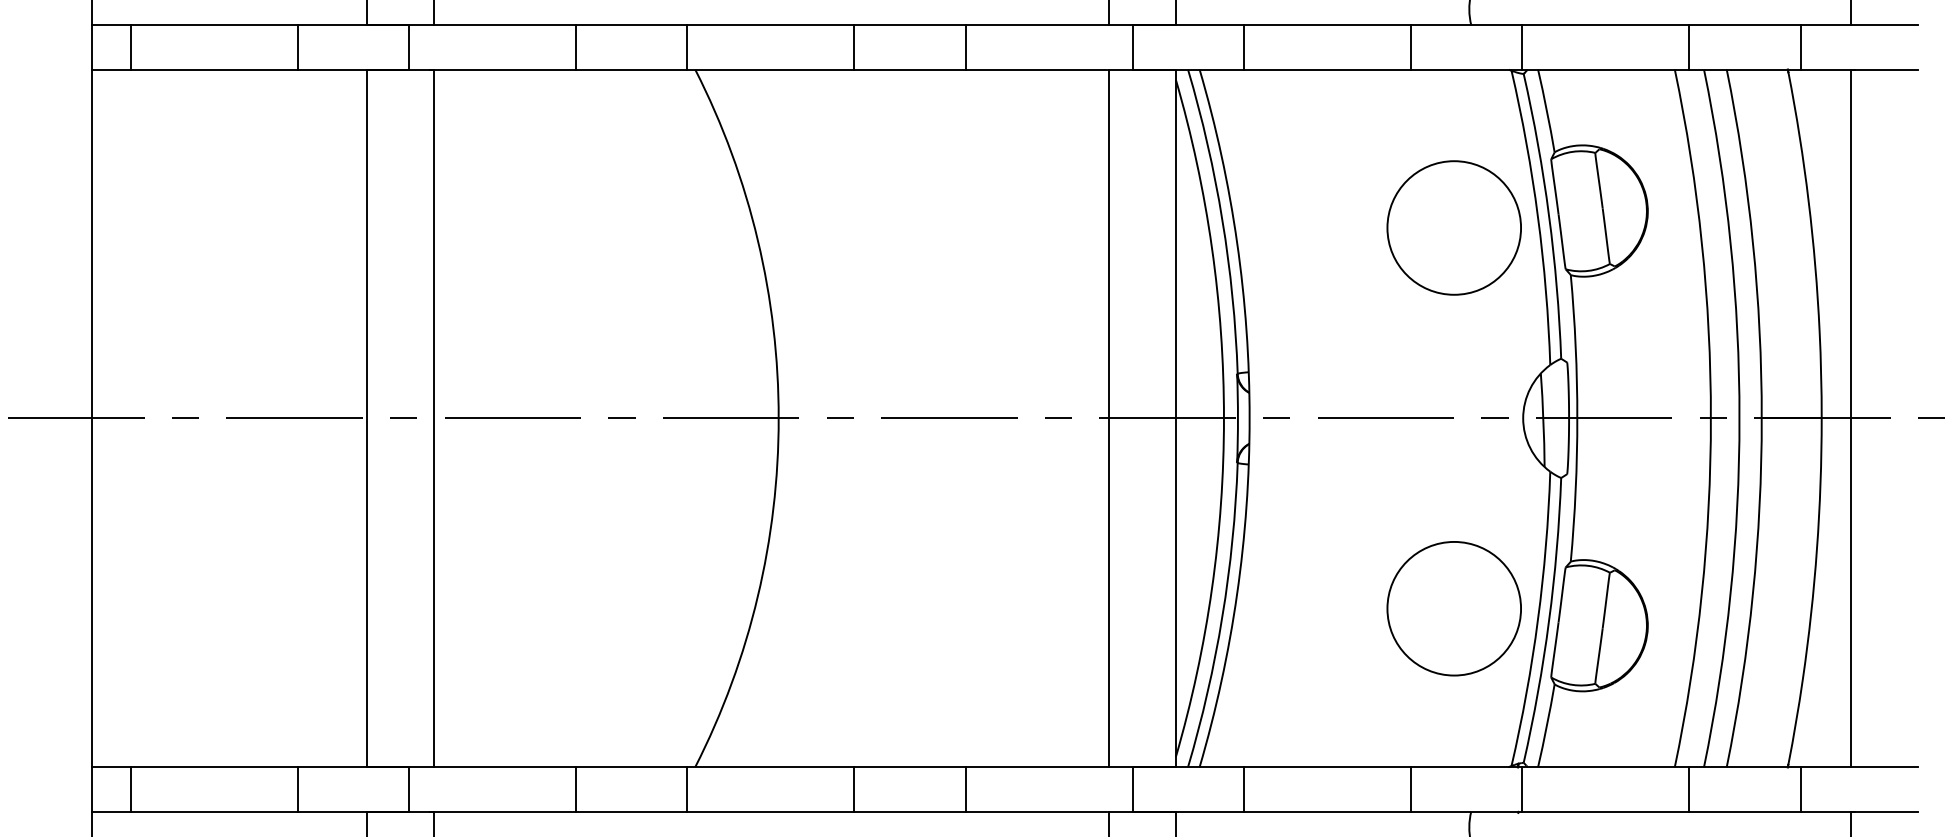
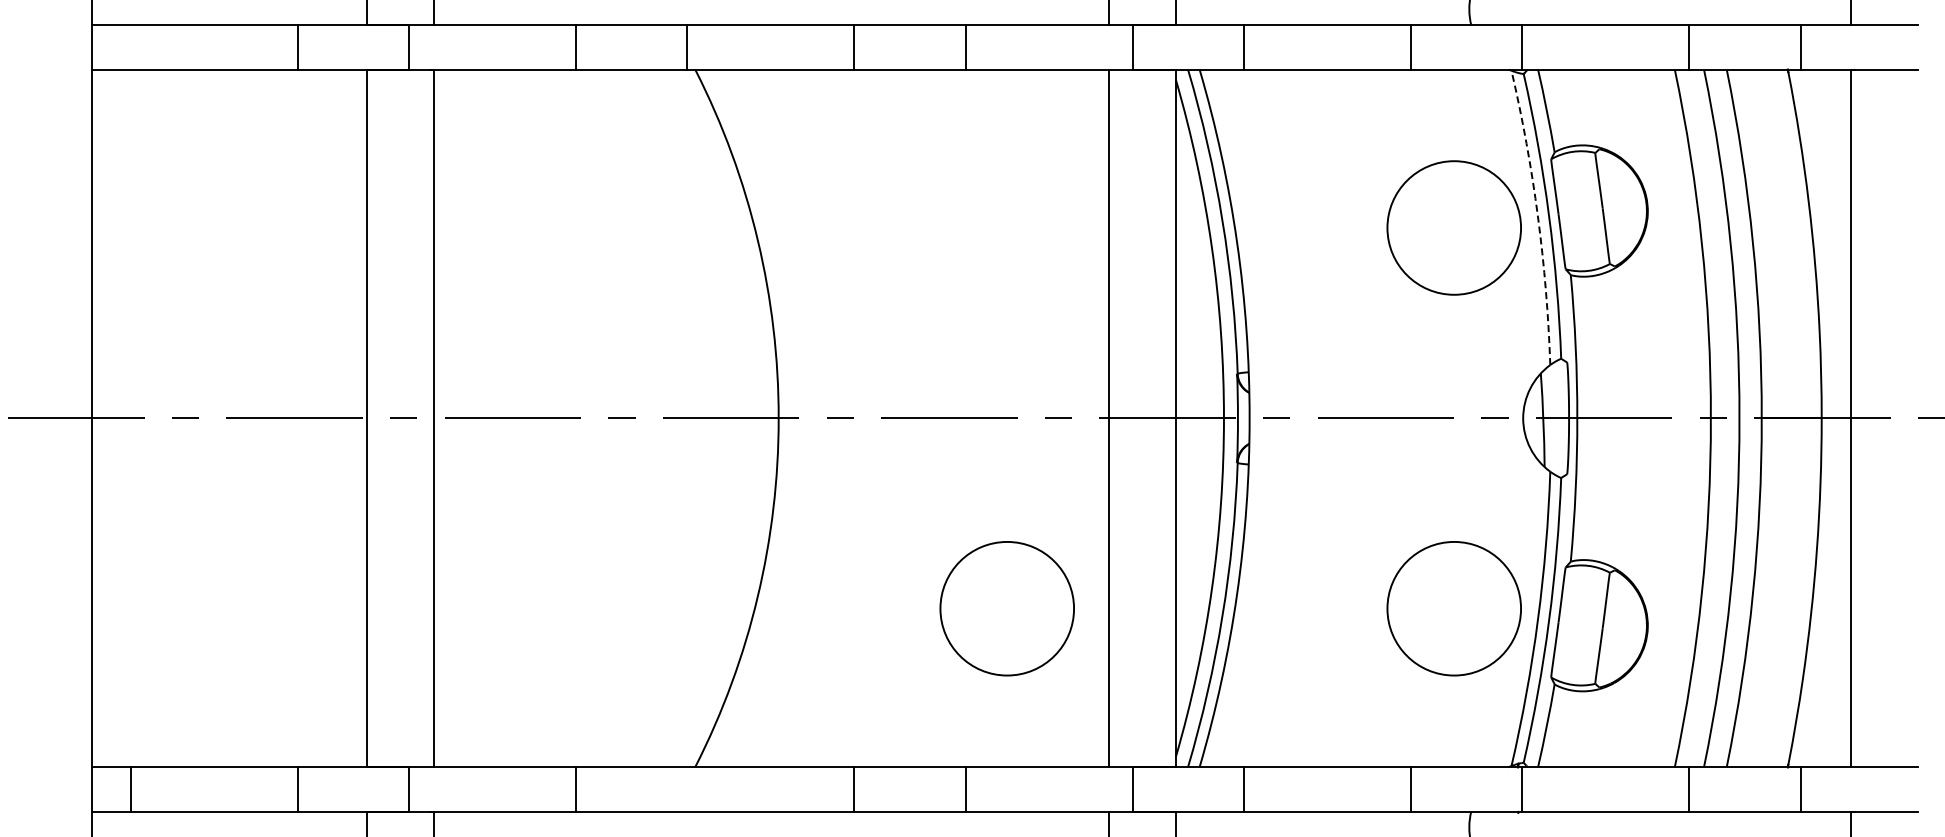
line: present -> none (130, 47)
arc: solid -> dashed (1538, 216)
circle: none -> present (1006, 608)
line: present -> none (687, 789)
